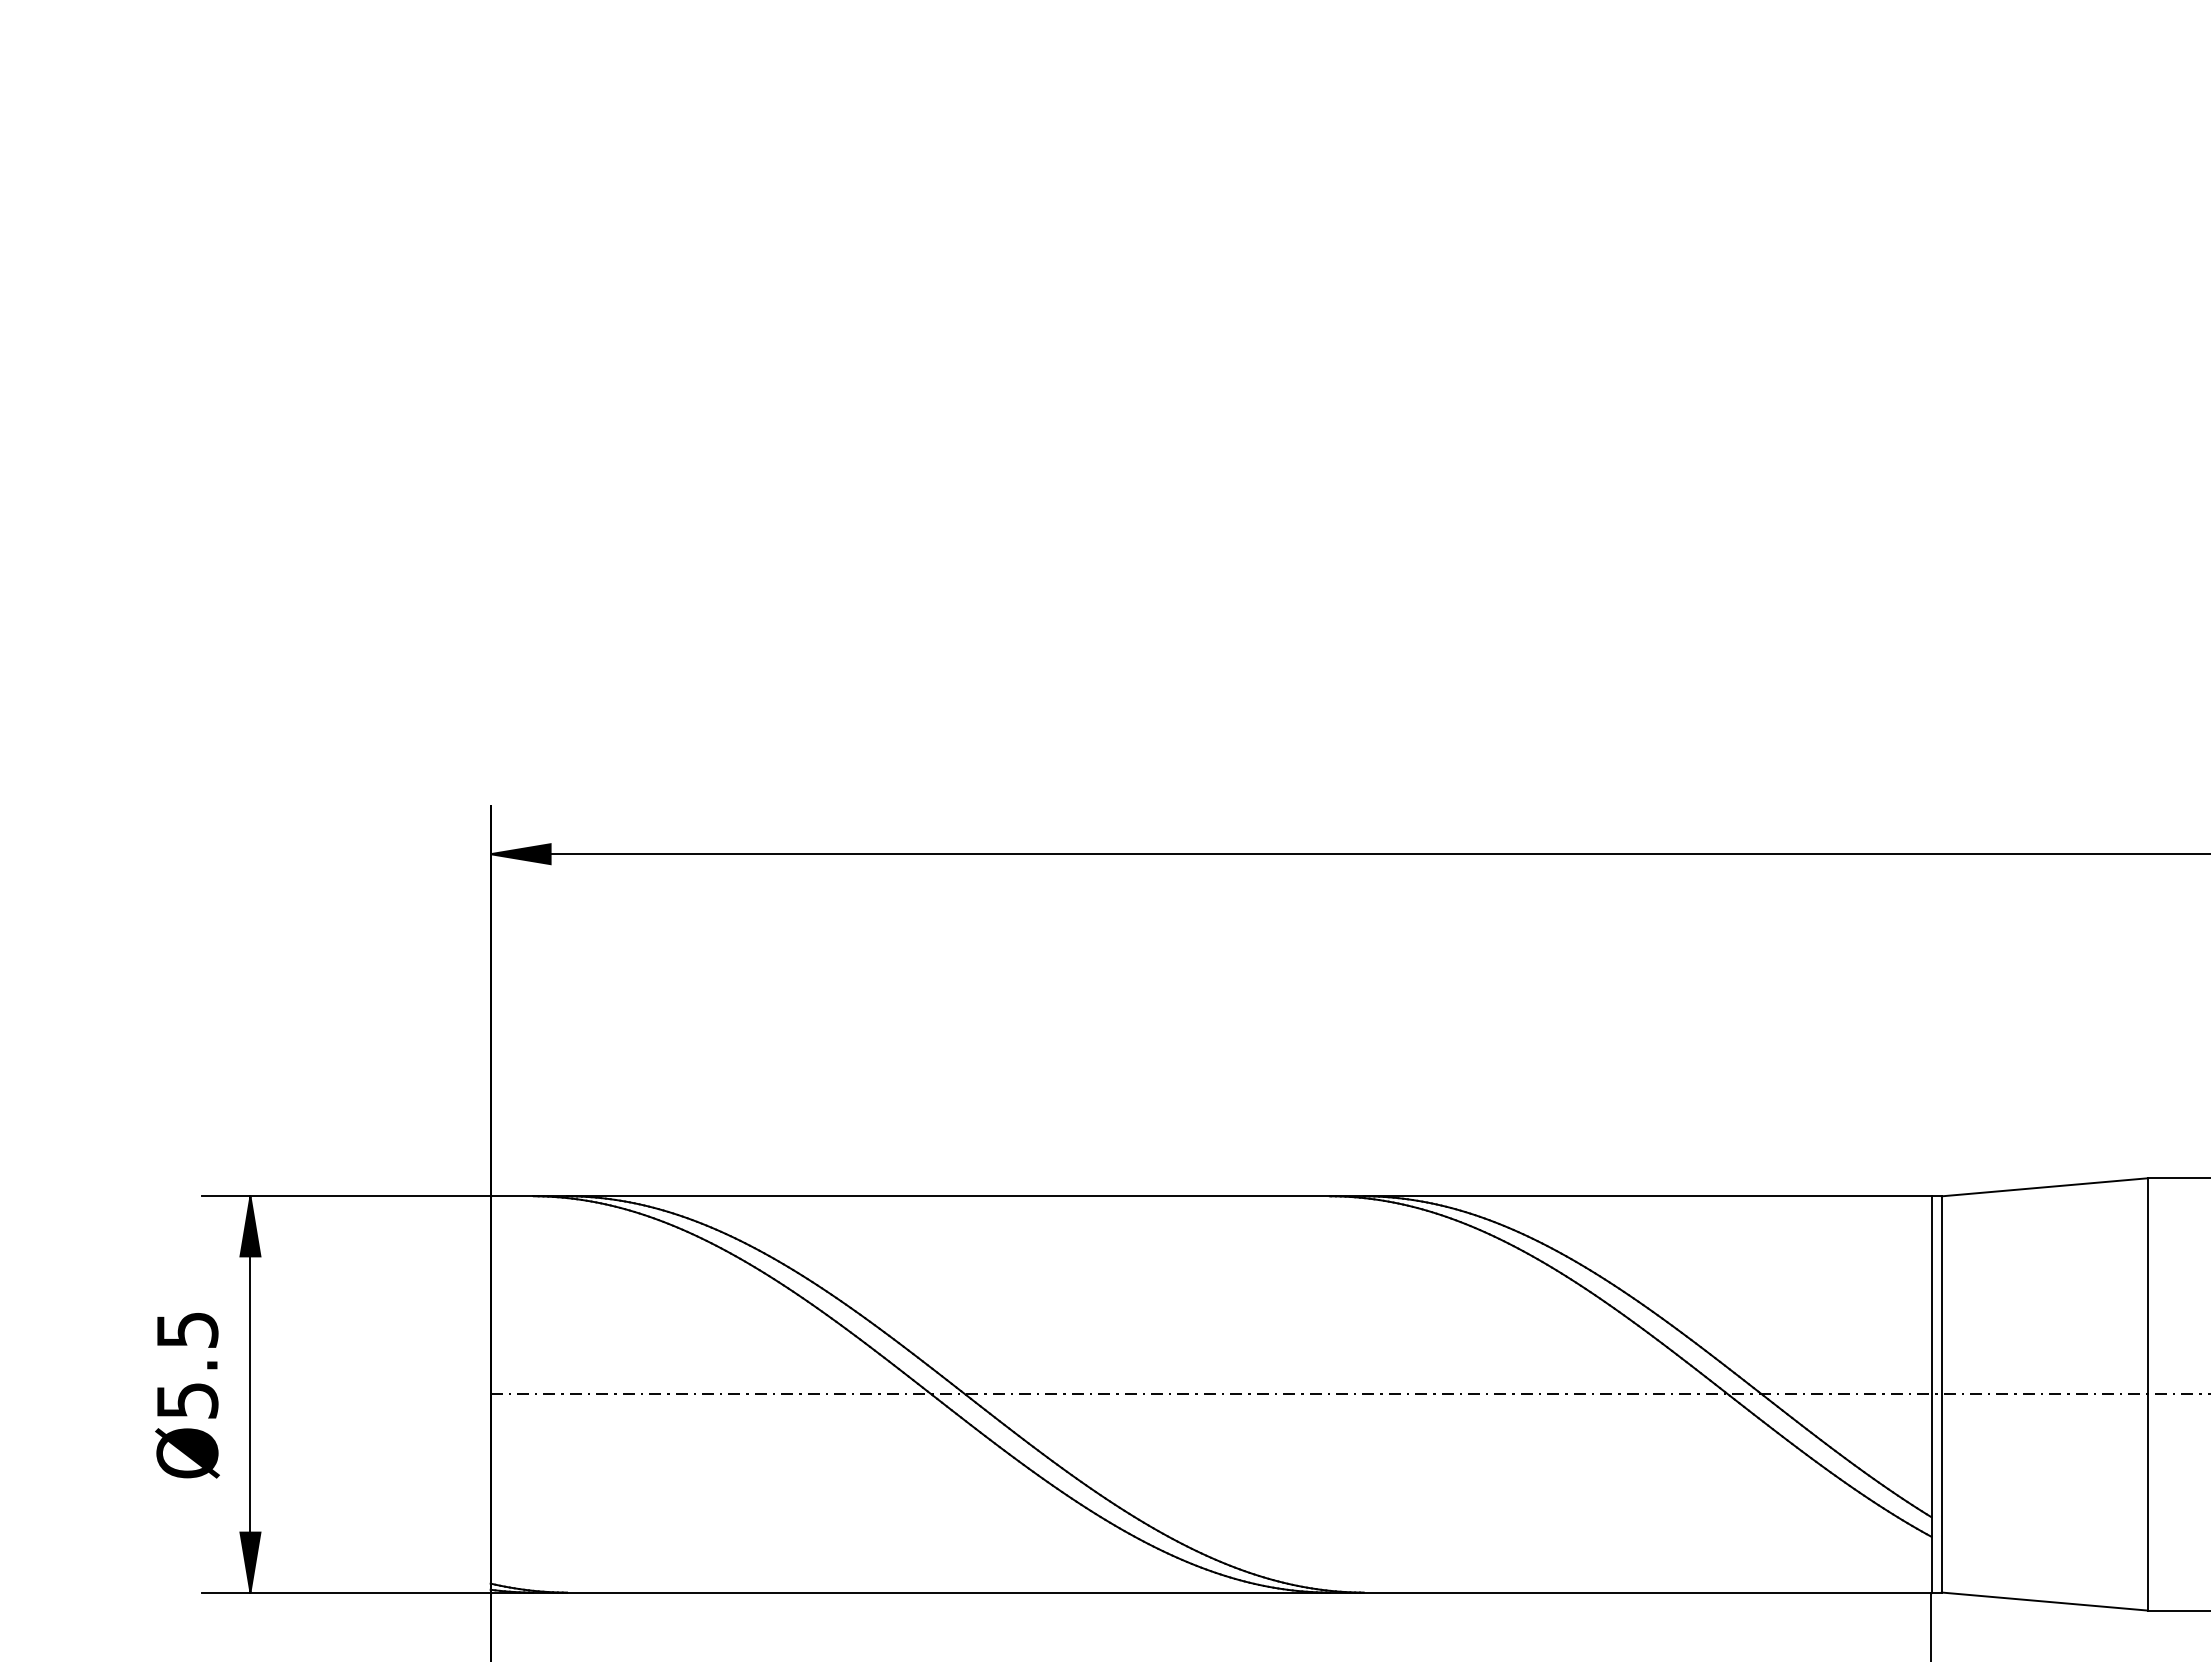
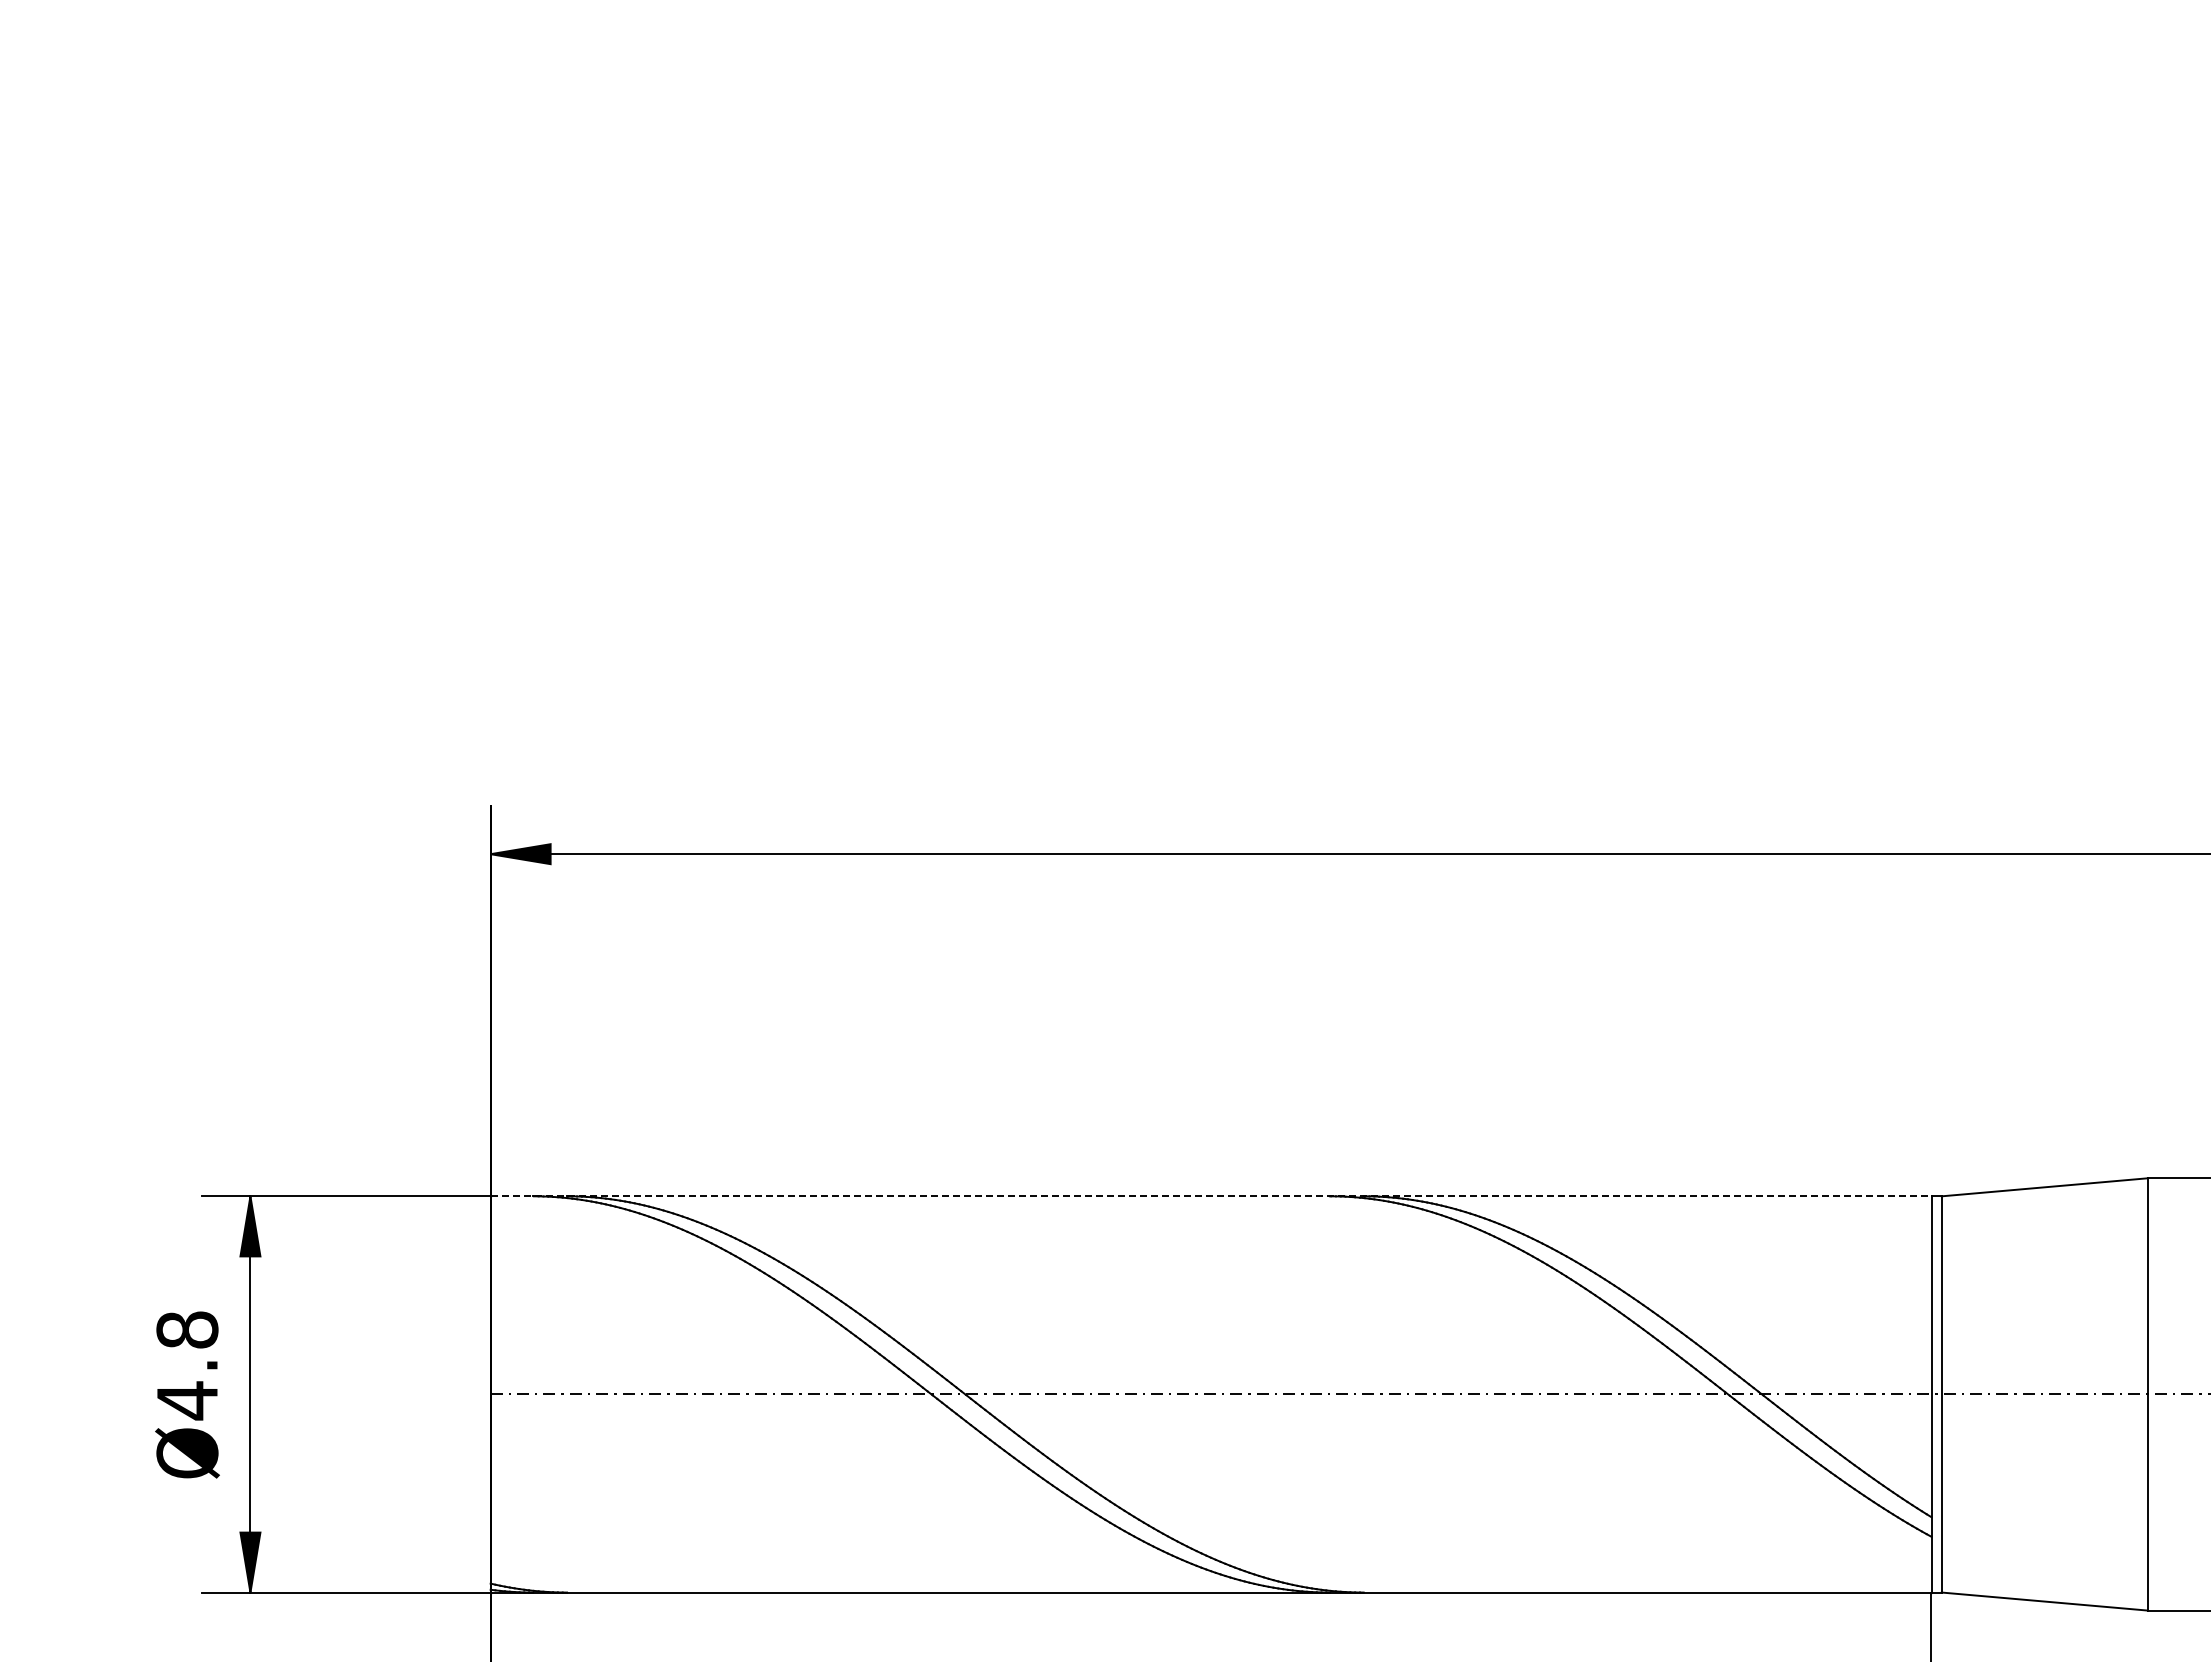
line: solid -> dashed (1211, 1196)
text: Ø5.5 -> Ø4.8 (187, 1365)
